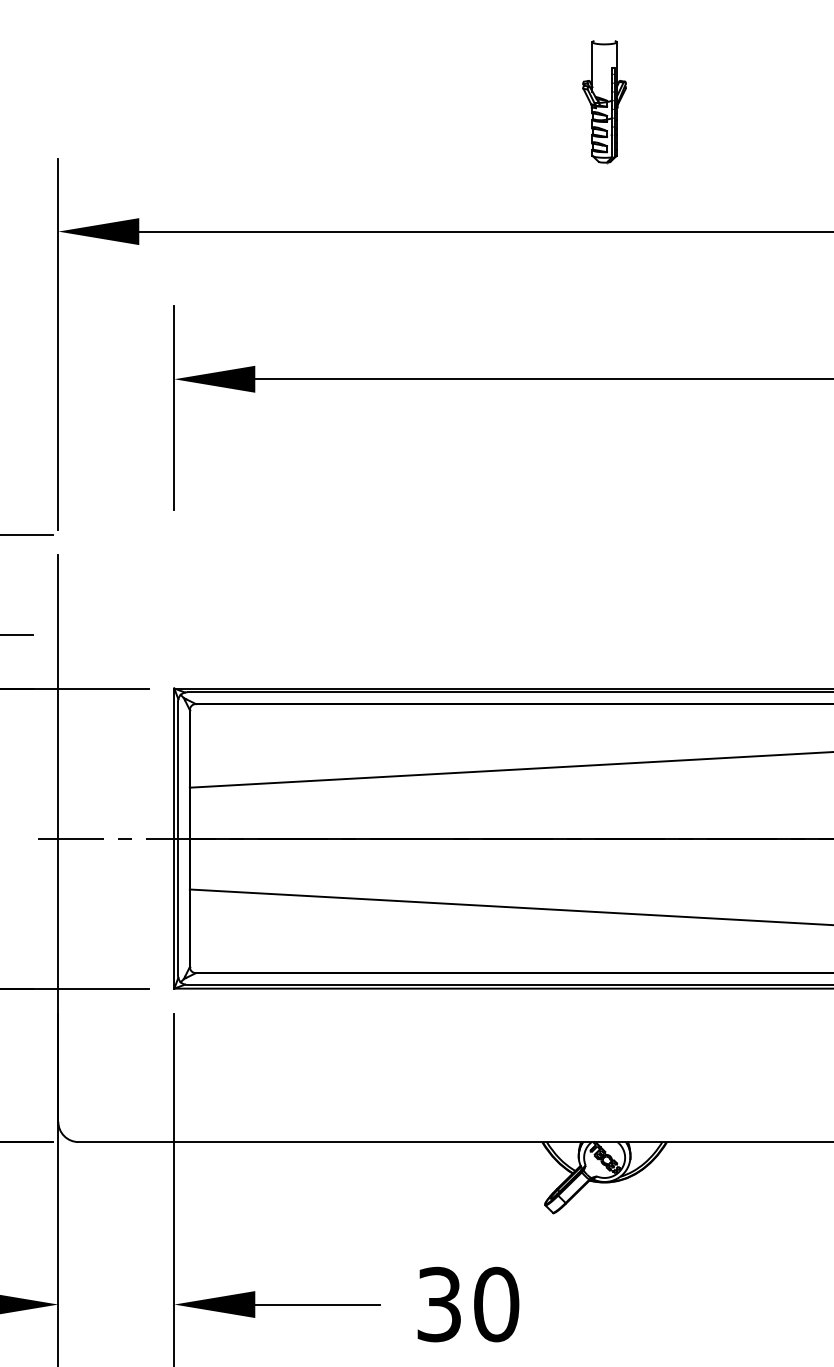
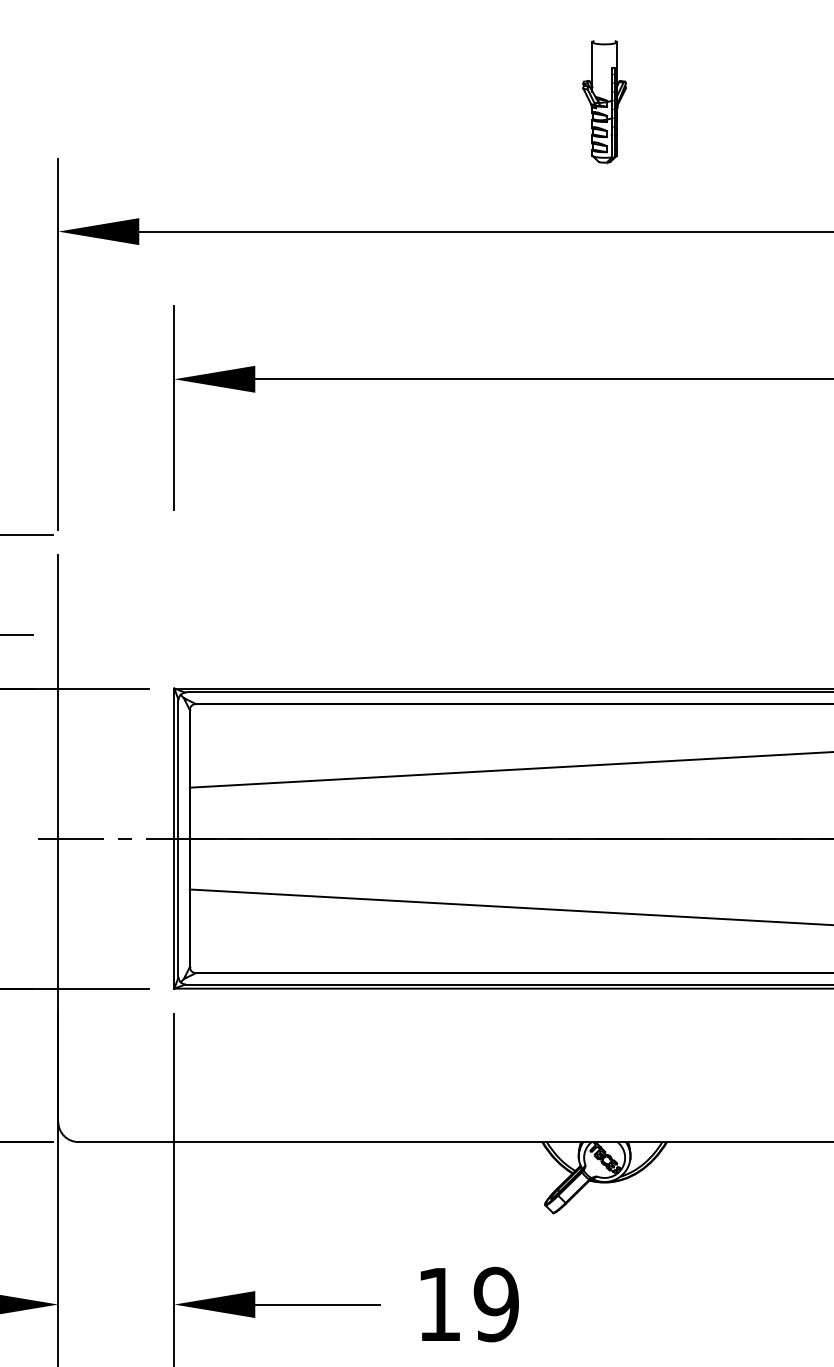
text: 30 -> 19 (468, 1304)
